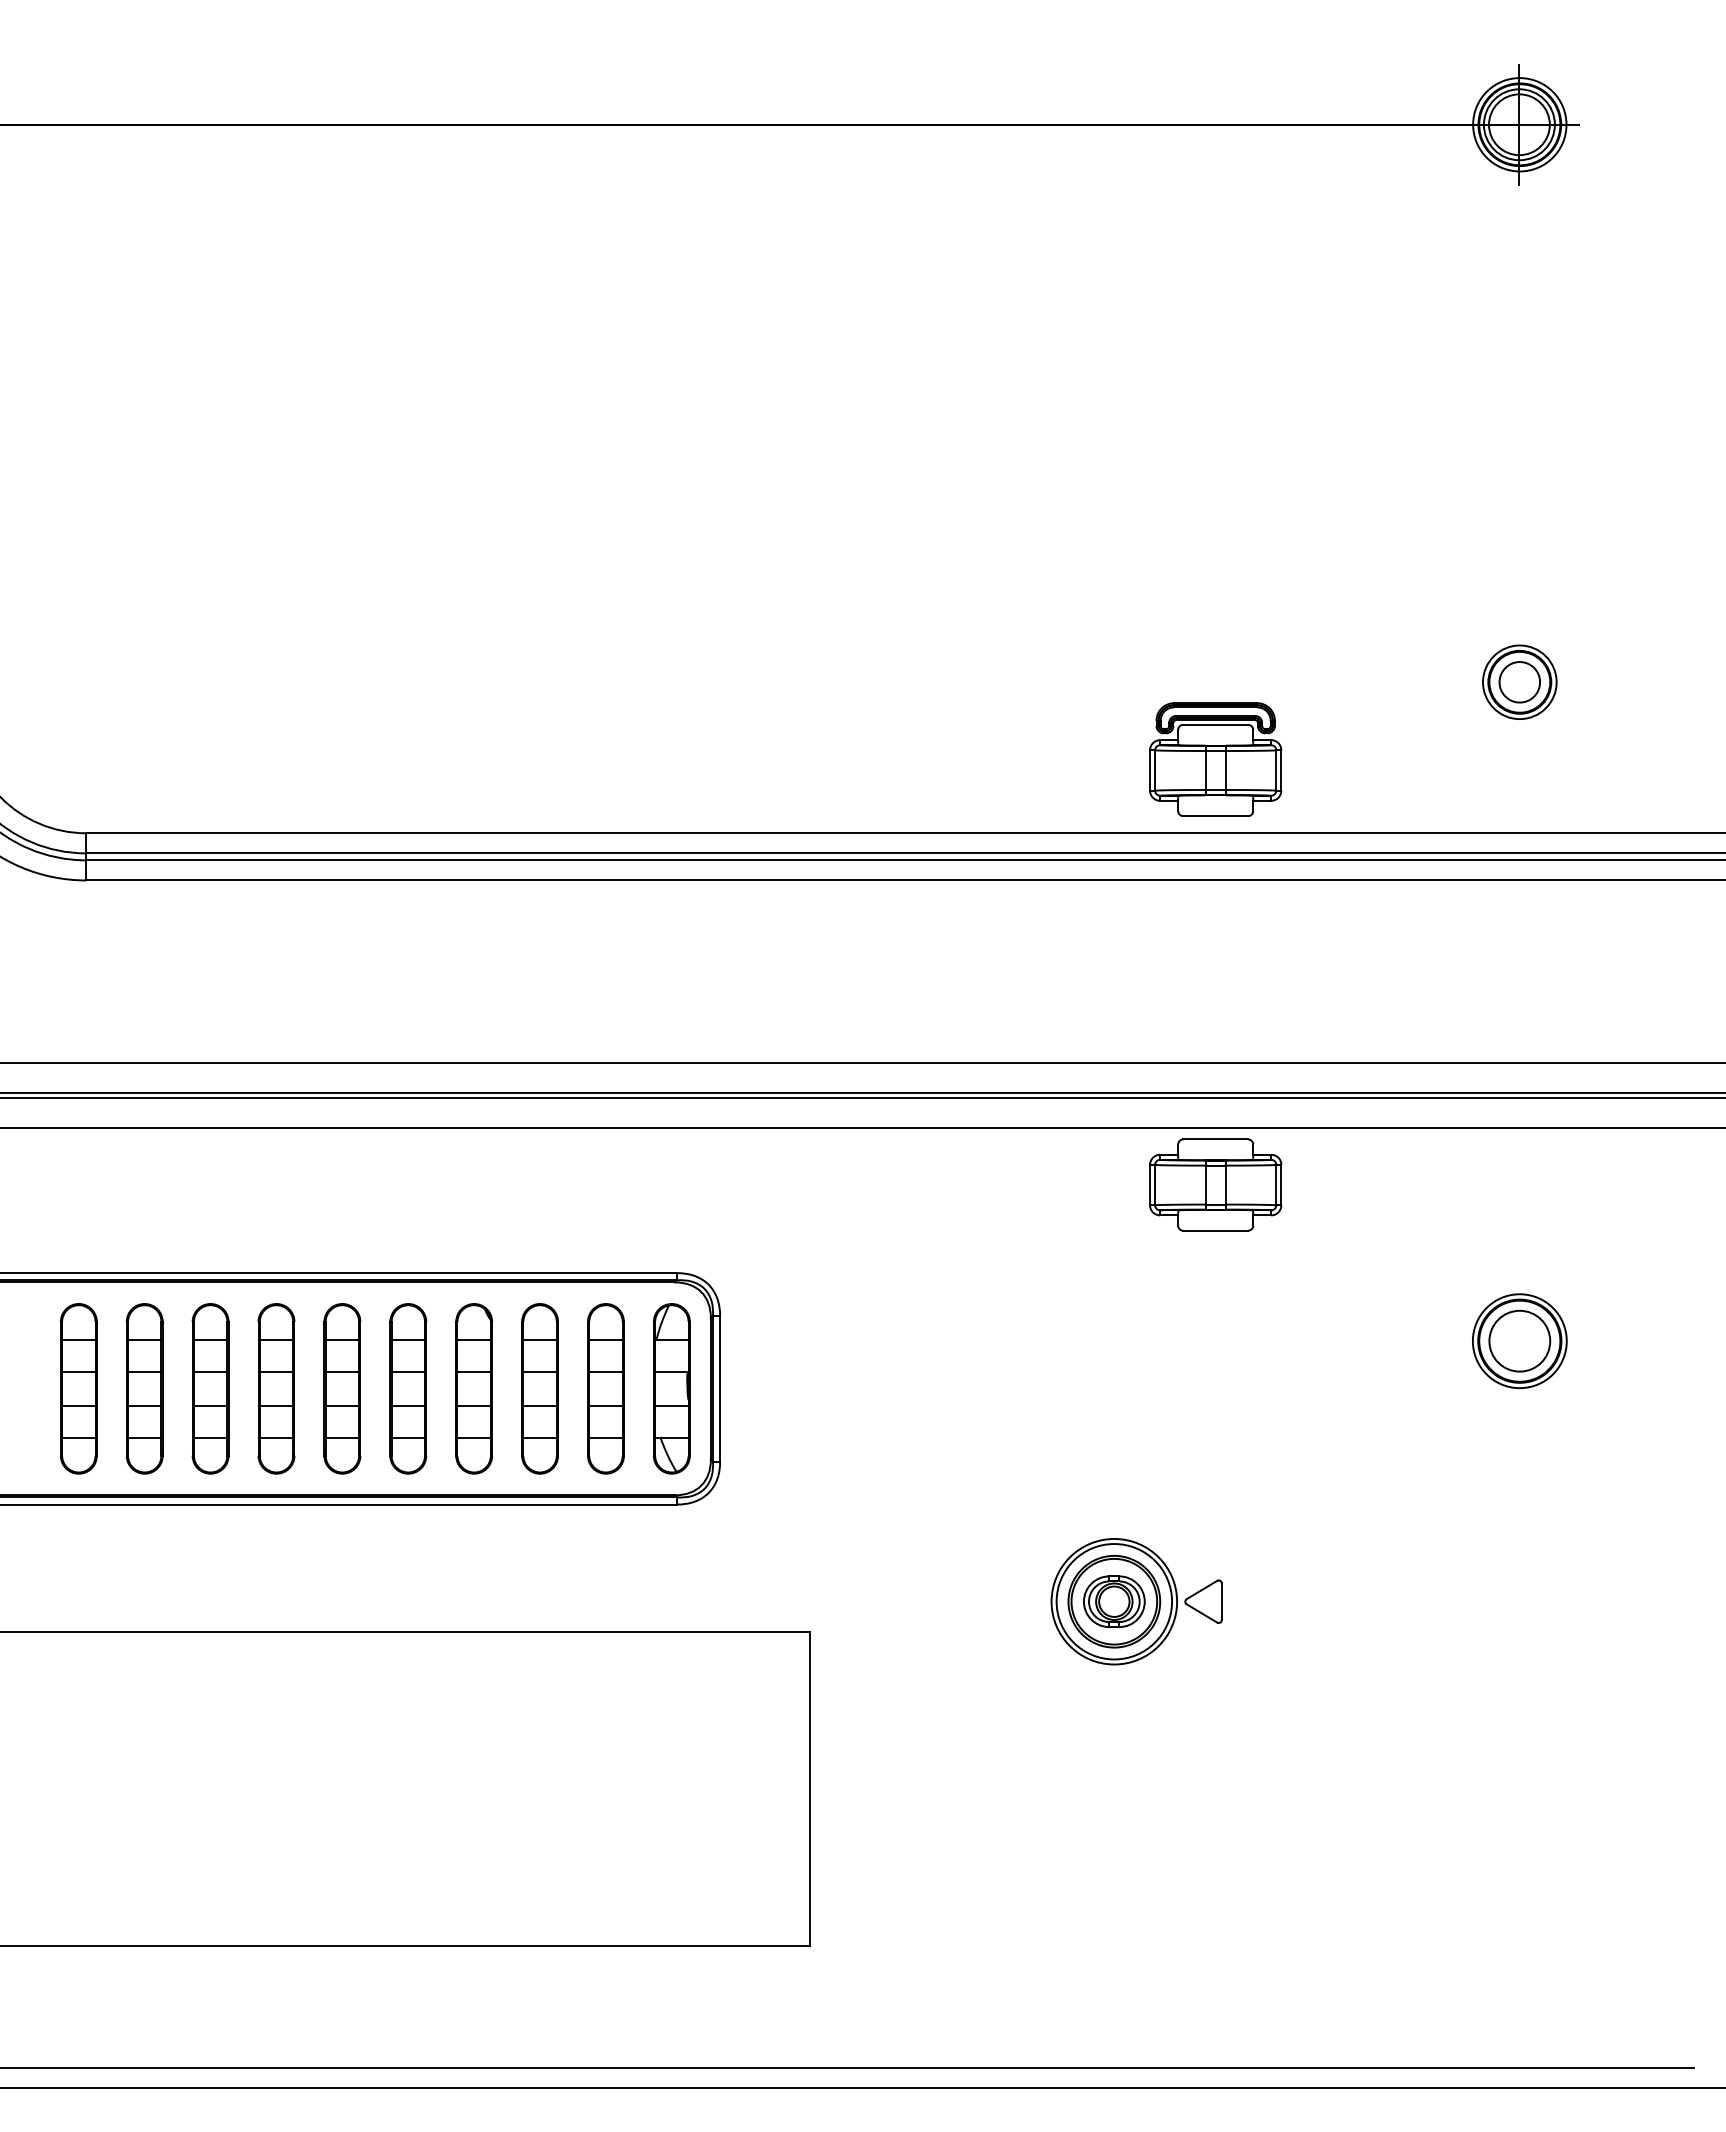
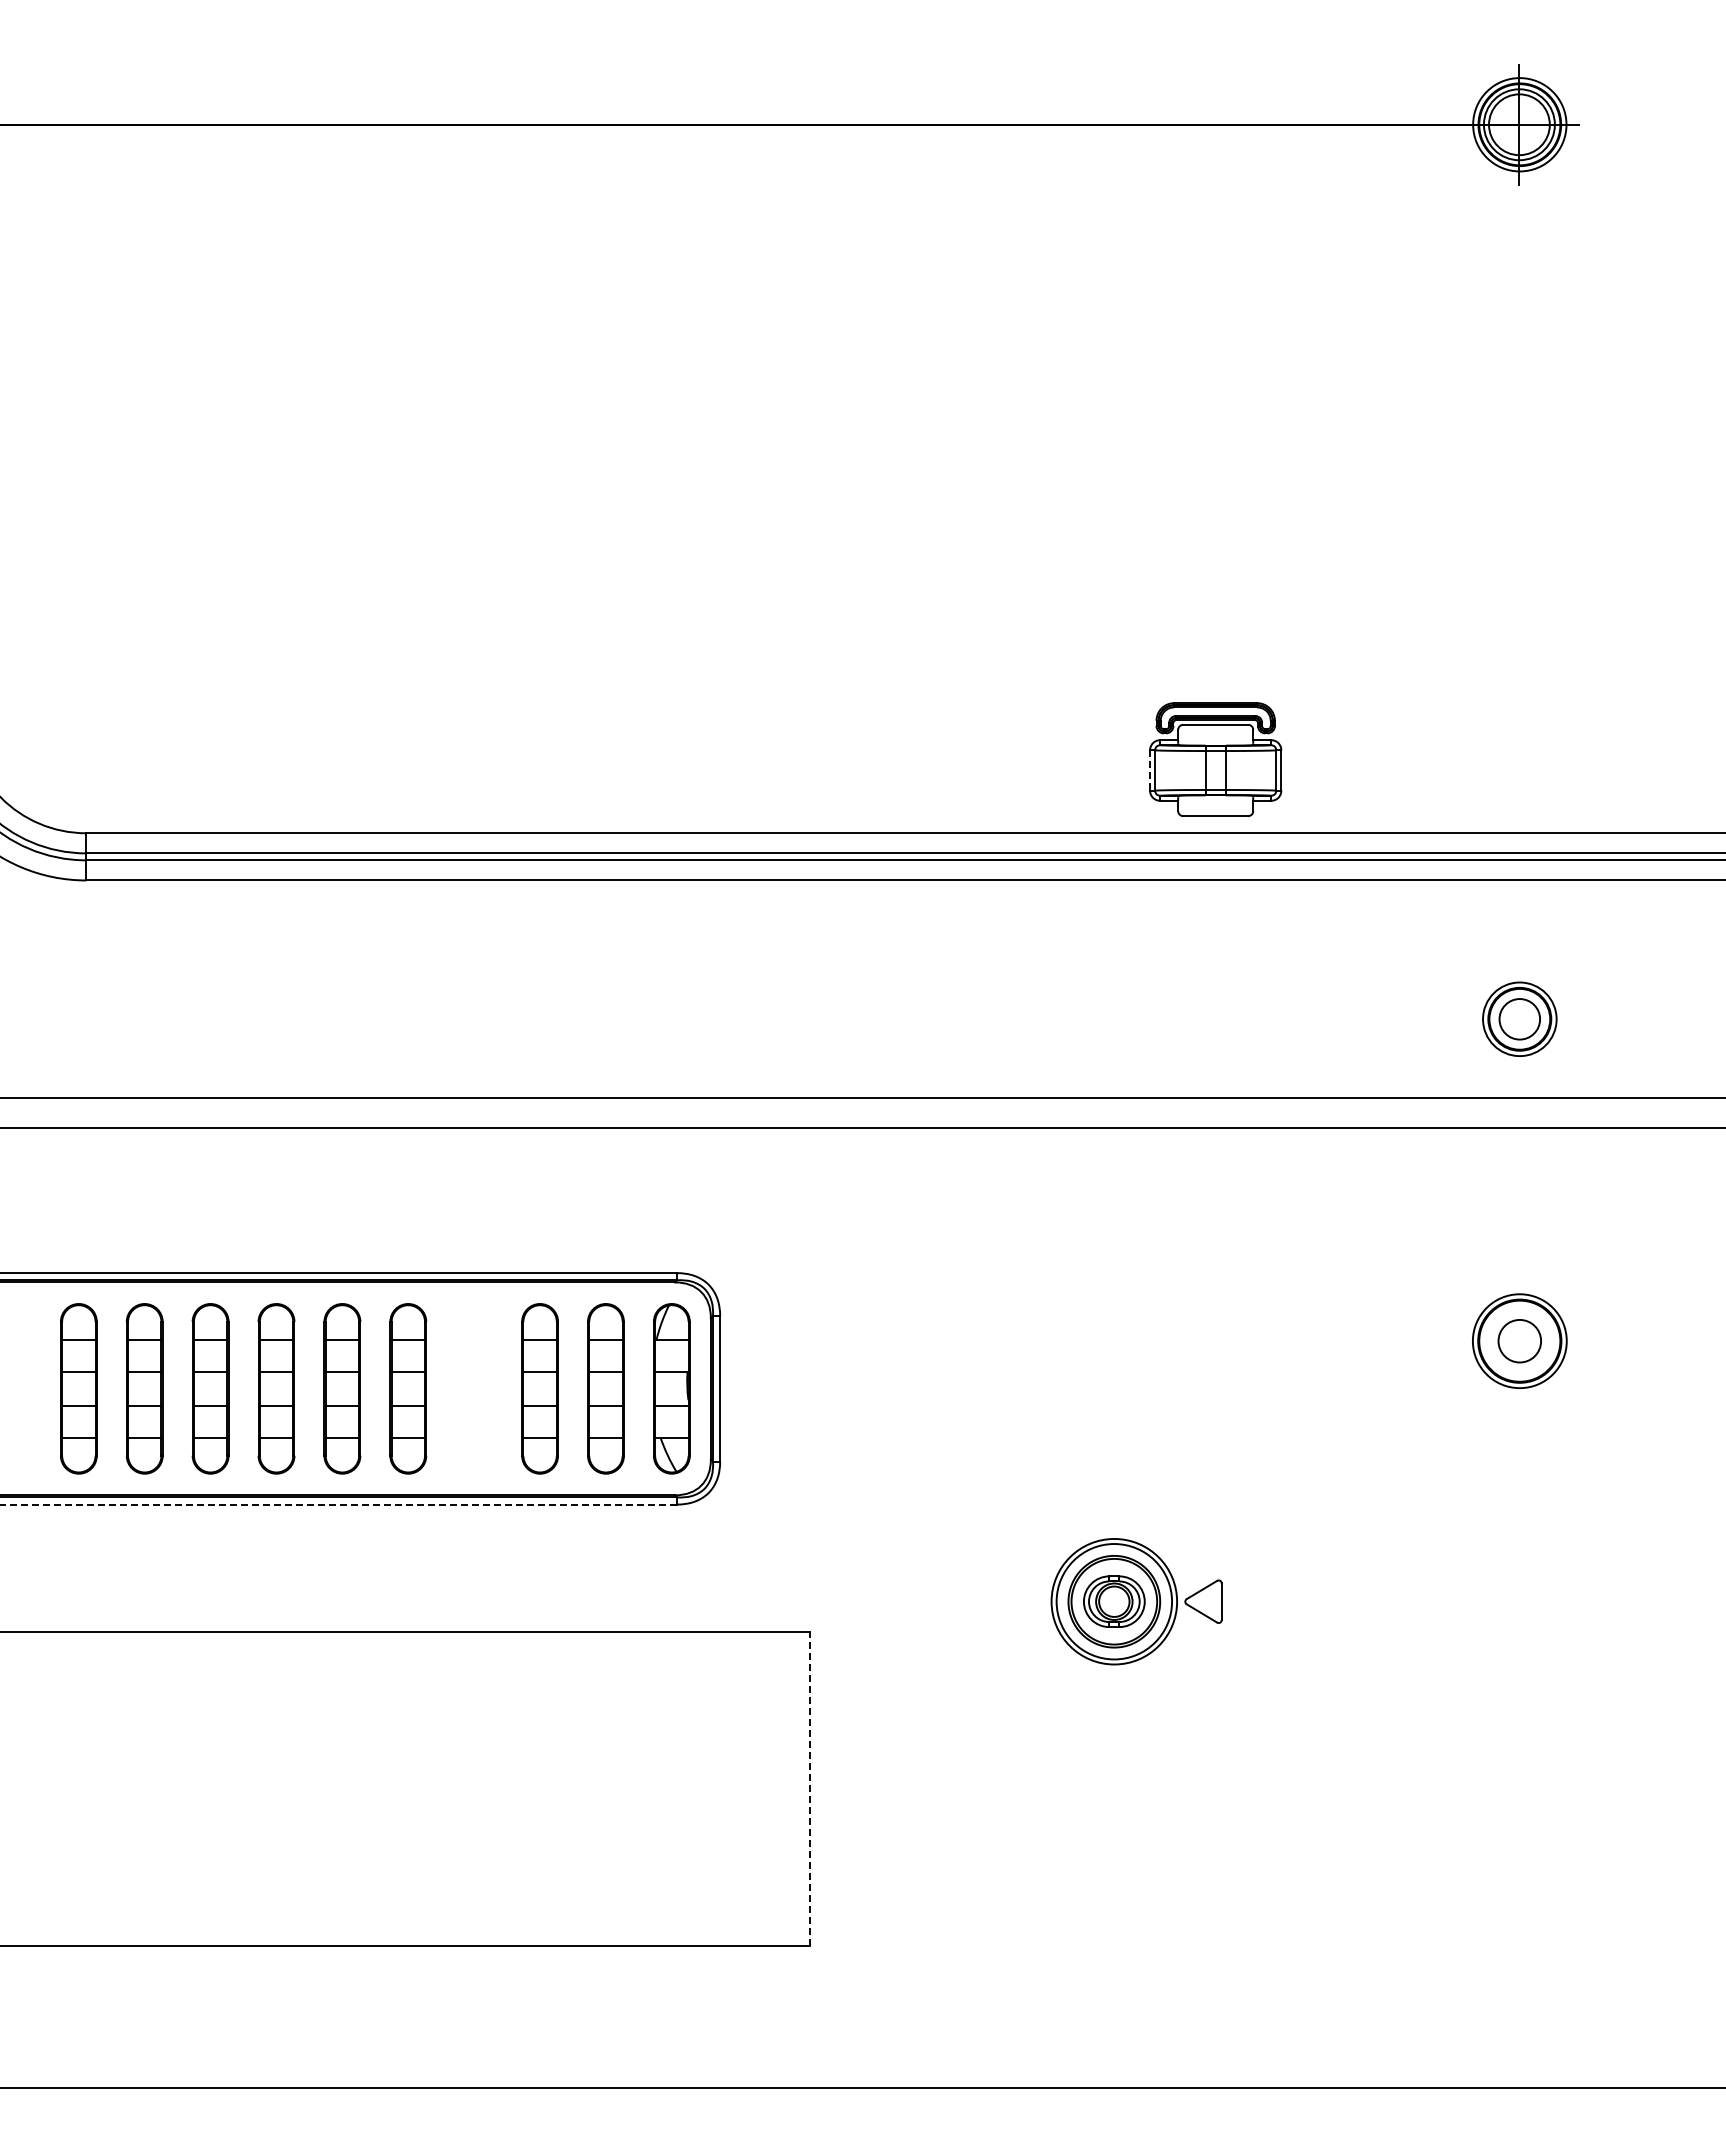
part position: (1519, 681) -> (1519, 1018) (1519, 1018)
line: solid -> dashed (1150, 770)
line: present -> none (862, 1063)
line: present -> none (862, 1093)
part: present -> none (1215, 1184)
circle diameter: 61 px -> 43 px (1519, 1340)
part: present -> none (473, 1388)
line: solid -> dashed (338, 1504)
line: solid -> dashed (810, 1788)
line: present -> none (847, 2068)
